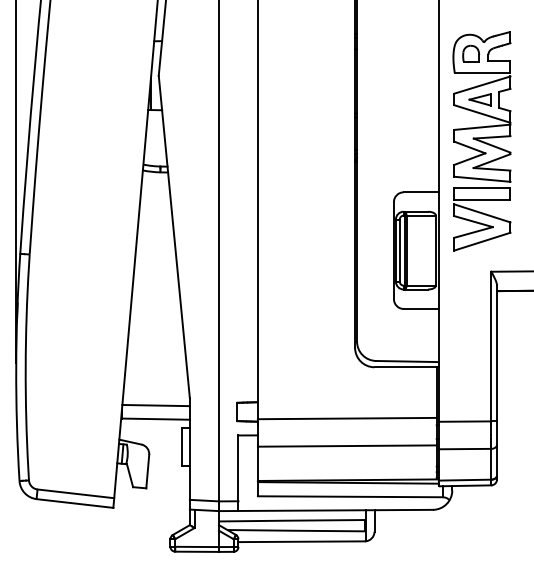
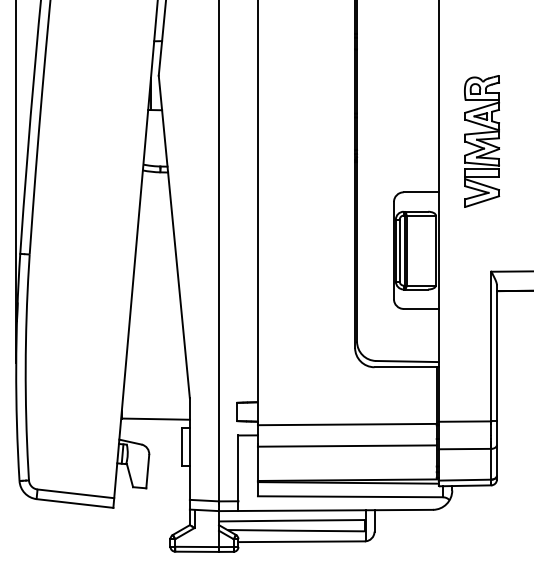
part size: 60x221 px -> 37x133 px (482, 141)
line: present -> none (155, 405)
line position: (346, 418) -> (346, 424) (346, 424)
